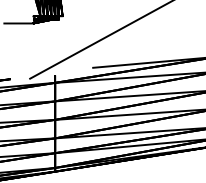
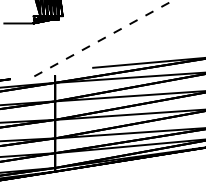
line: solid -> dashed (101, 39)
